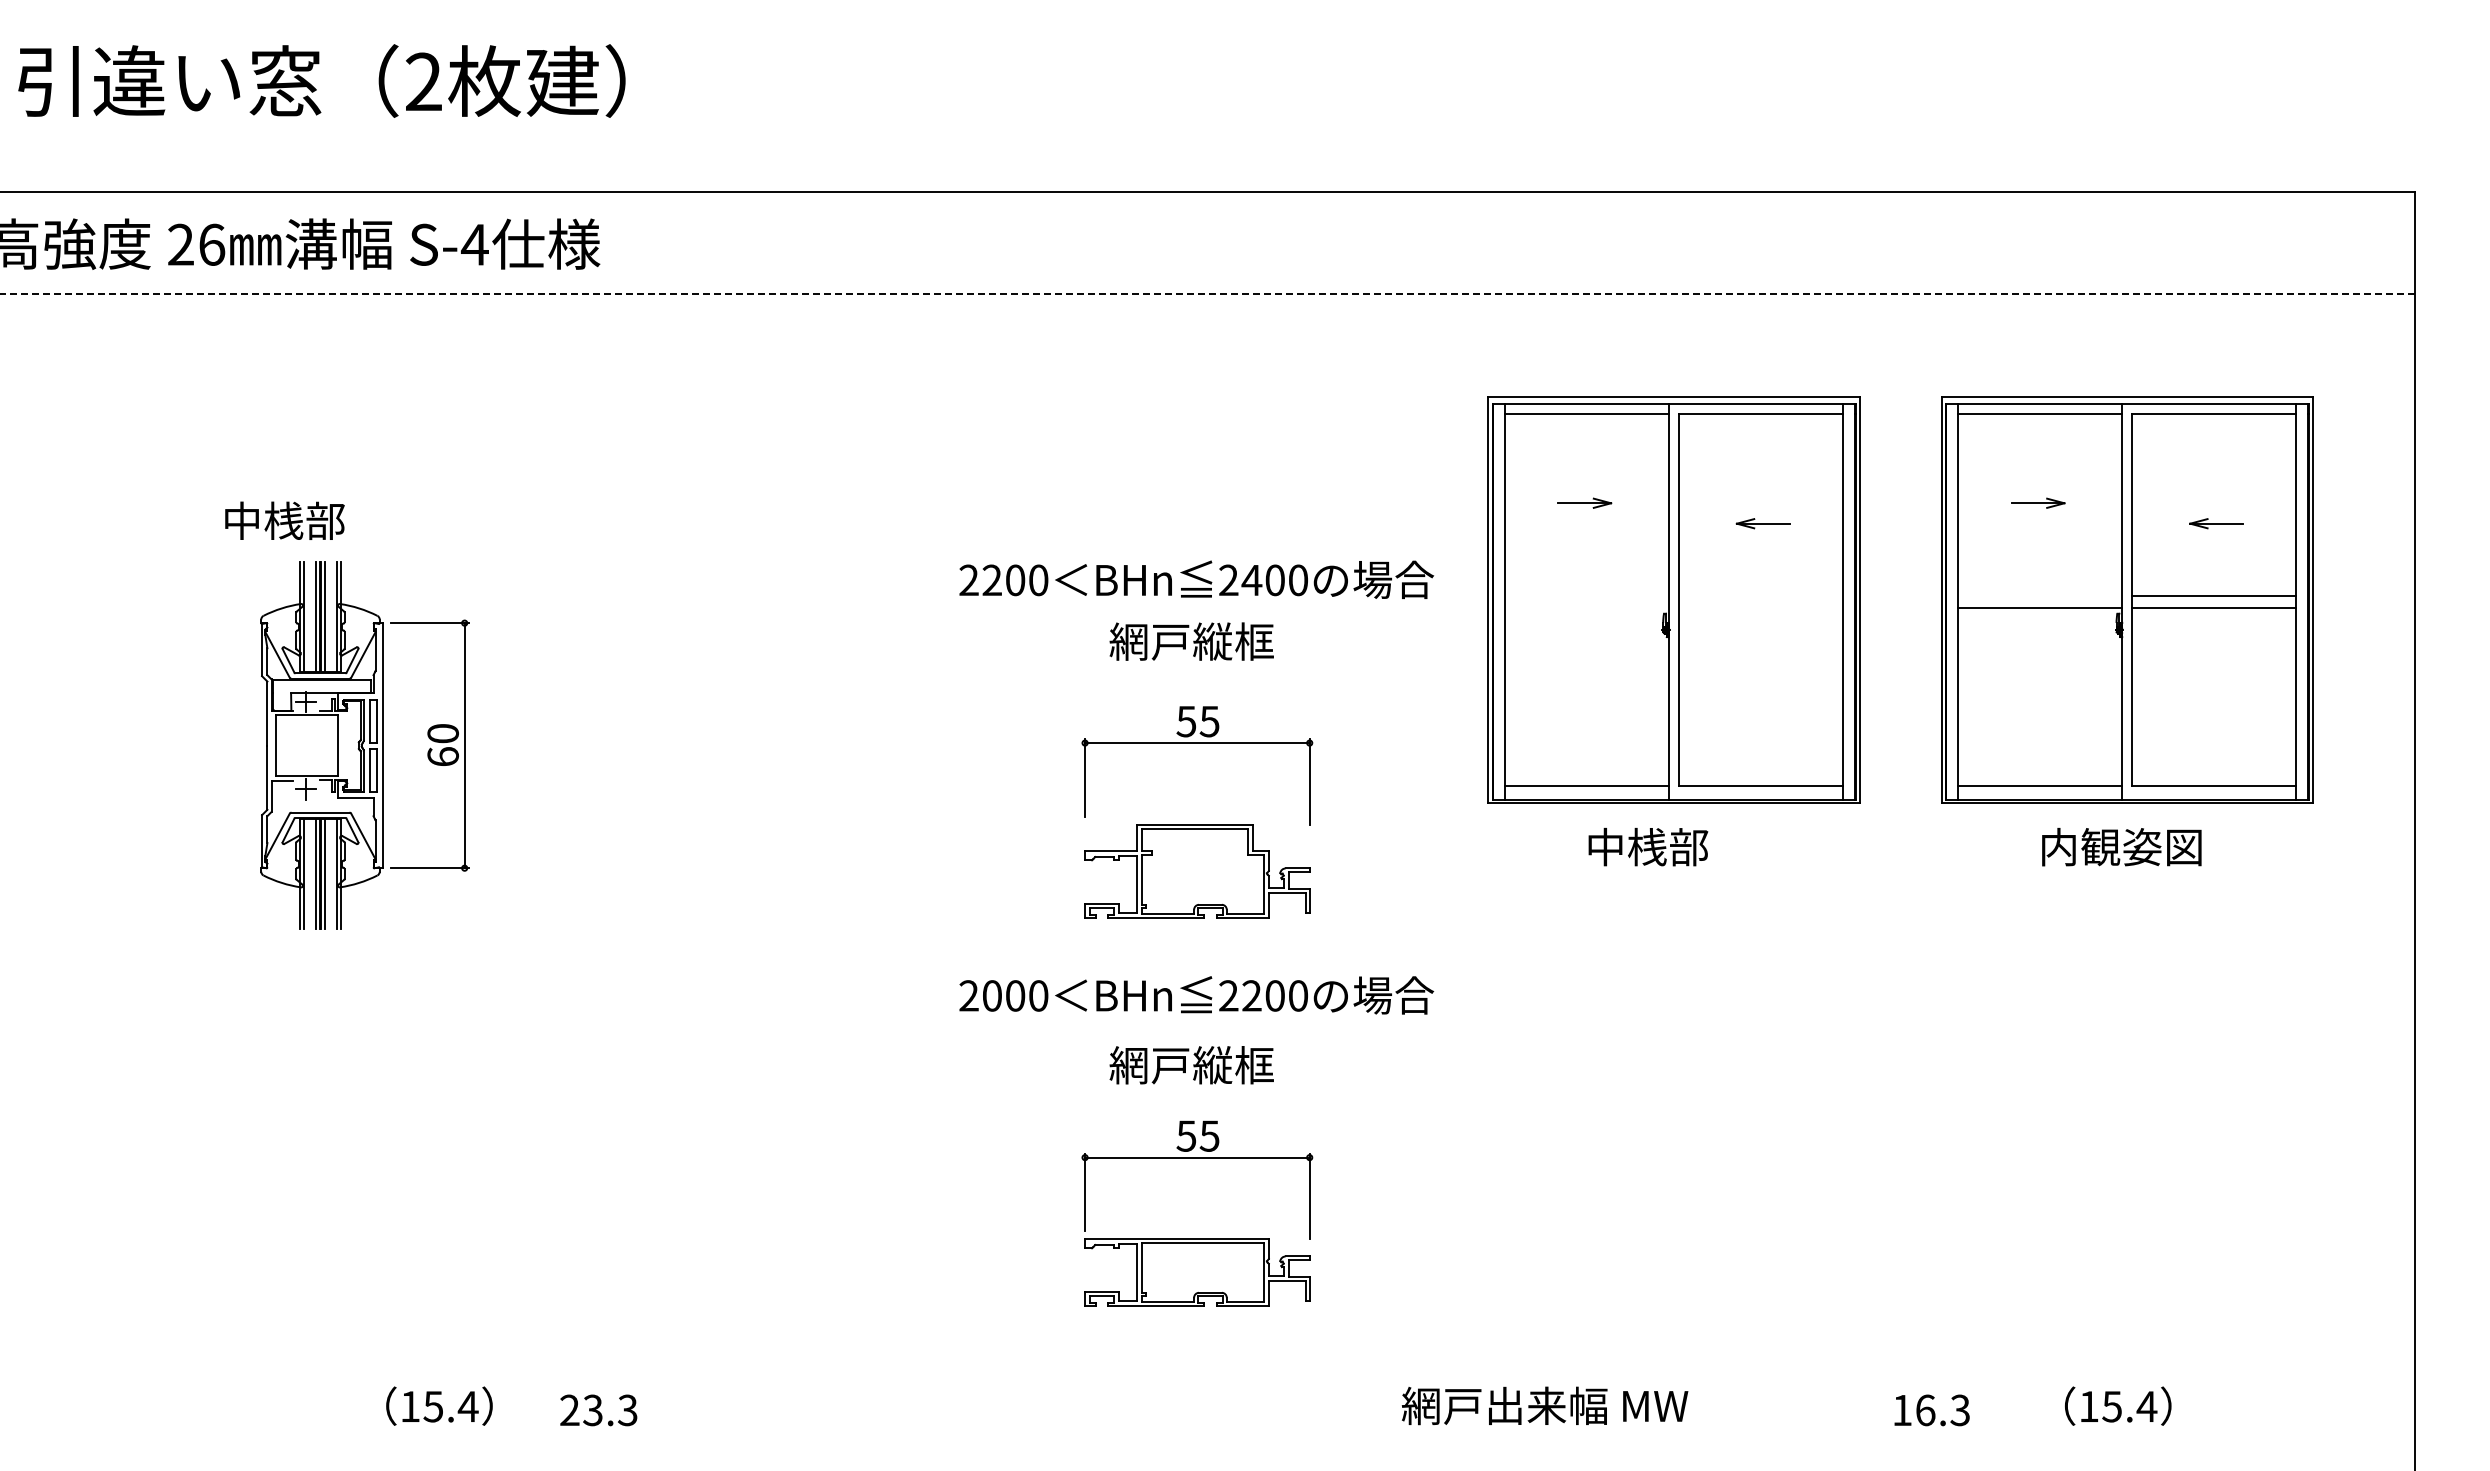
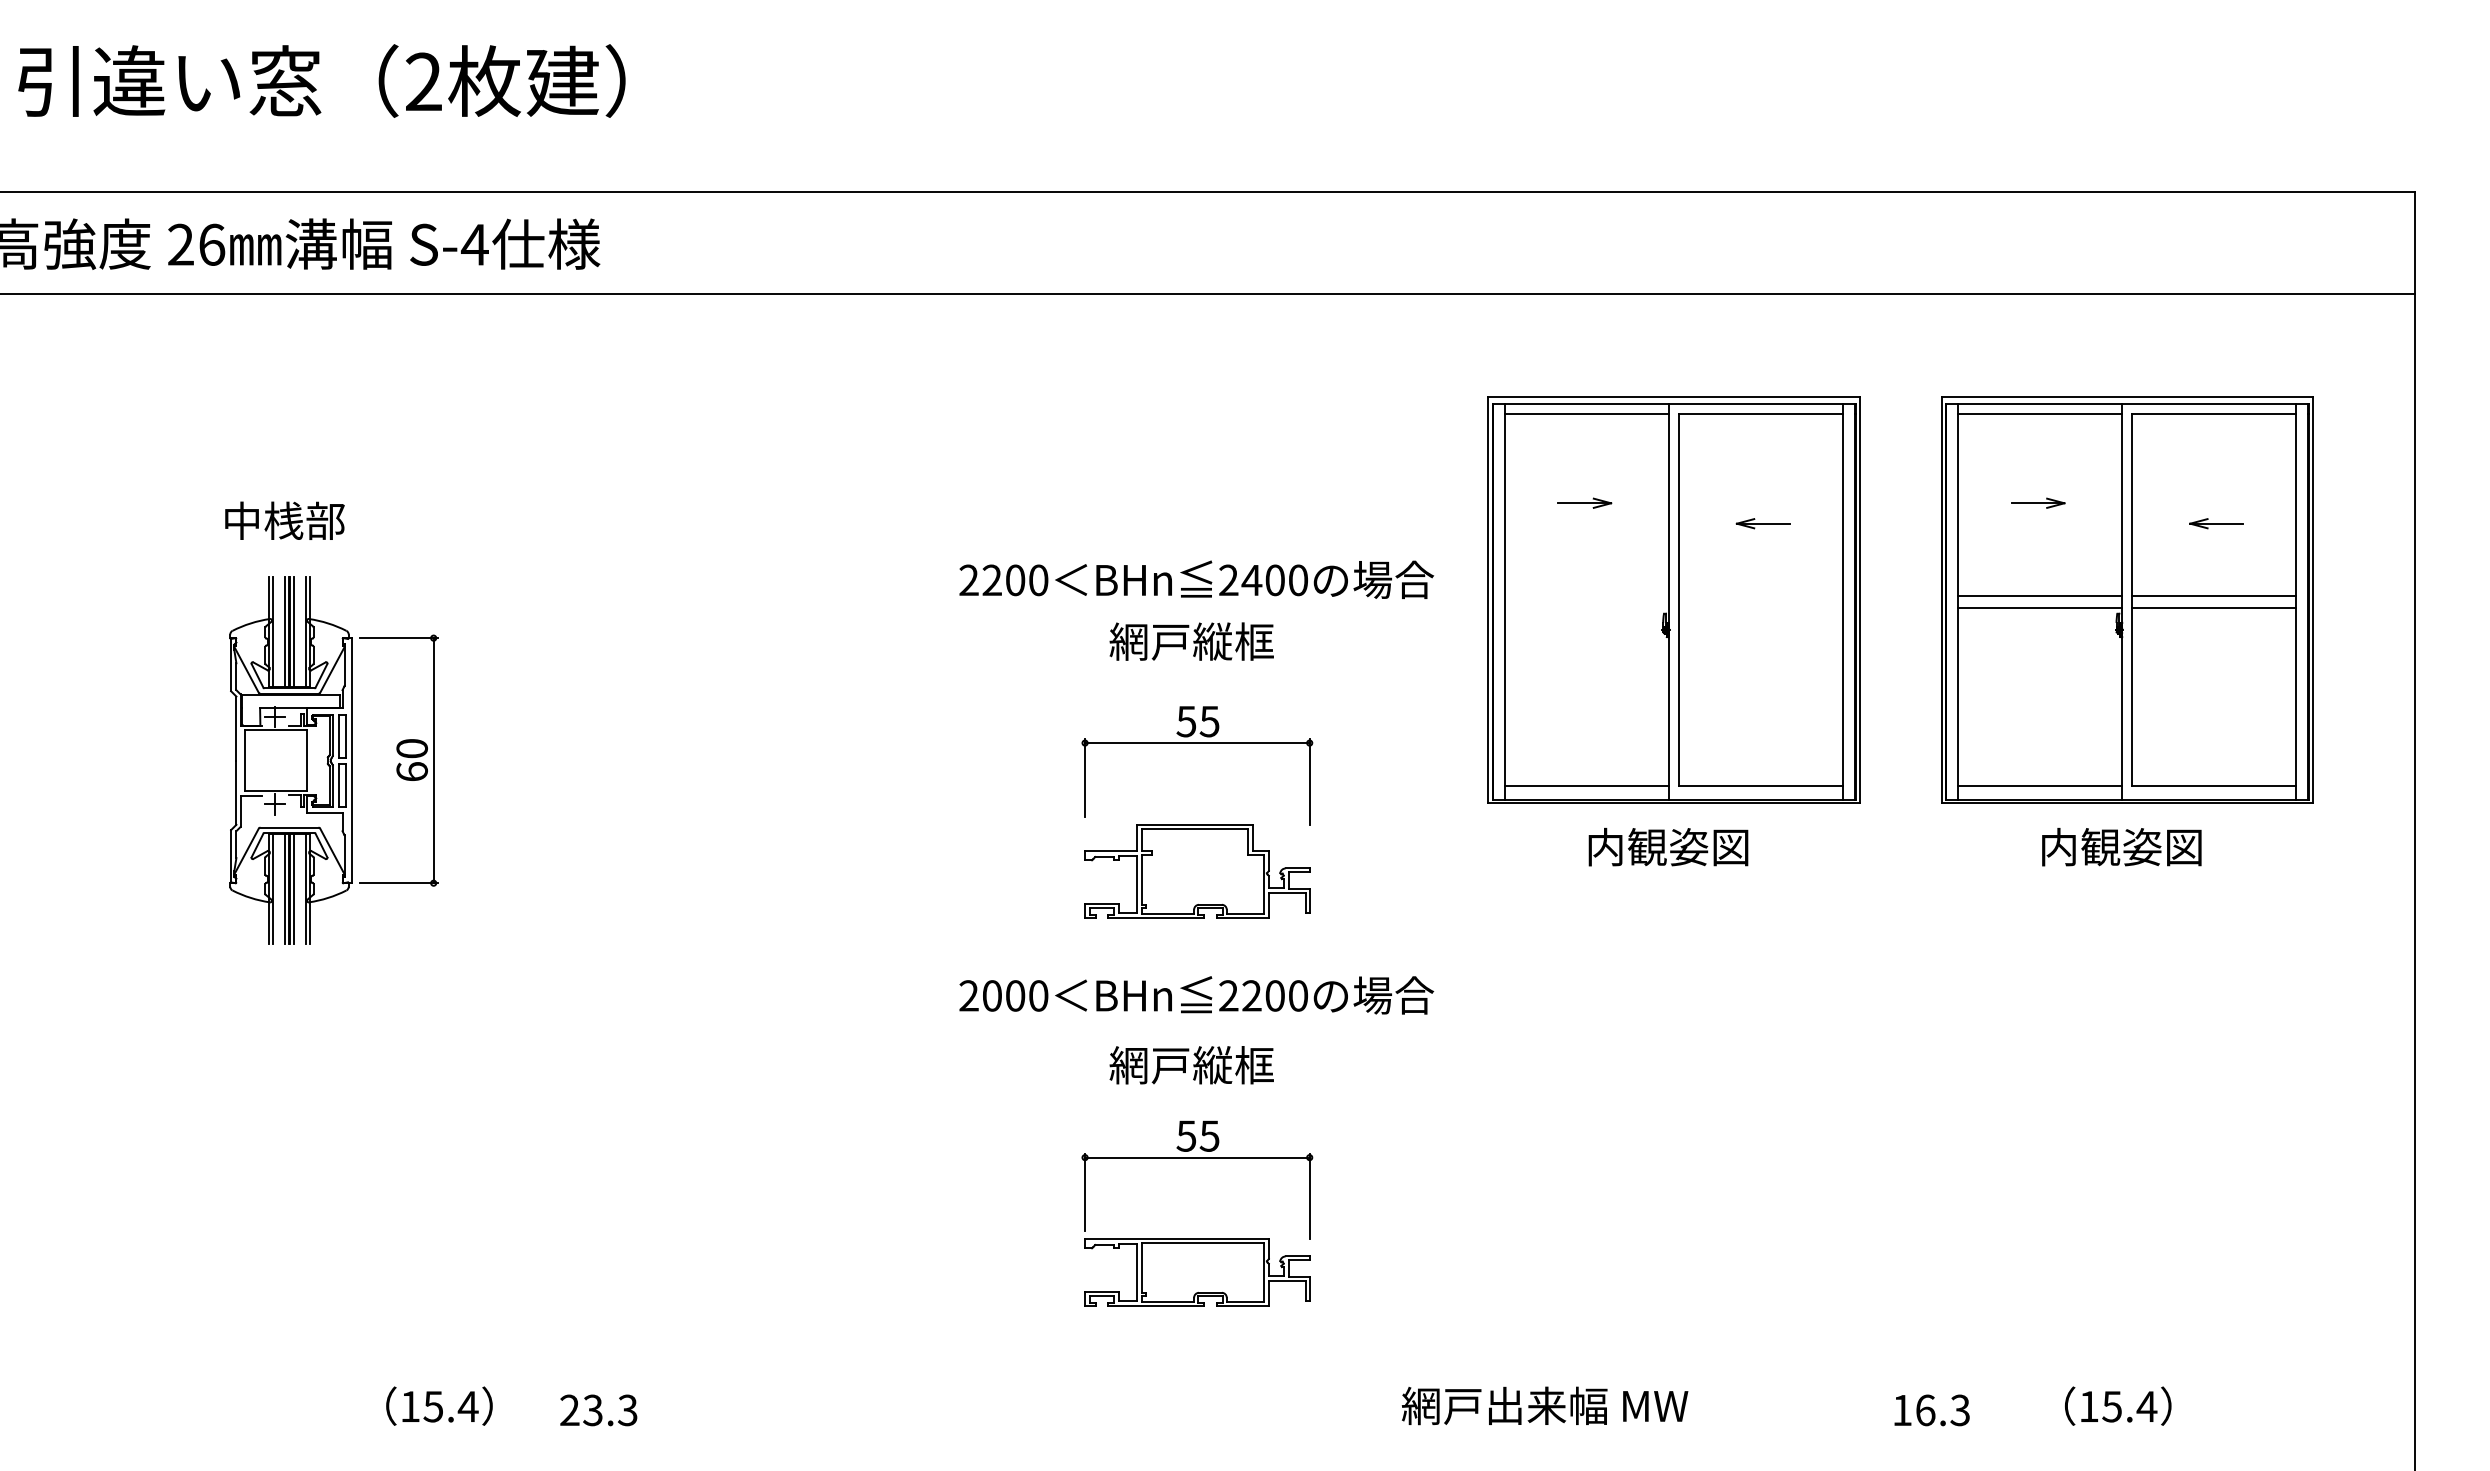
line: dashed -> solid (1207, 294)
line: none -> present (2040, 595)
part position: (364, 745) -> (333, 760) (333, 760)
text: 中桟部 -> 内観姿図 (1668, 846)
